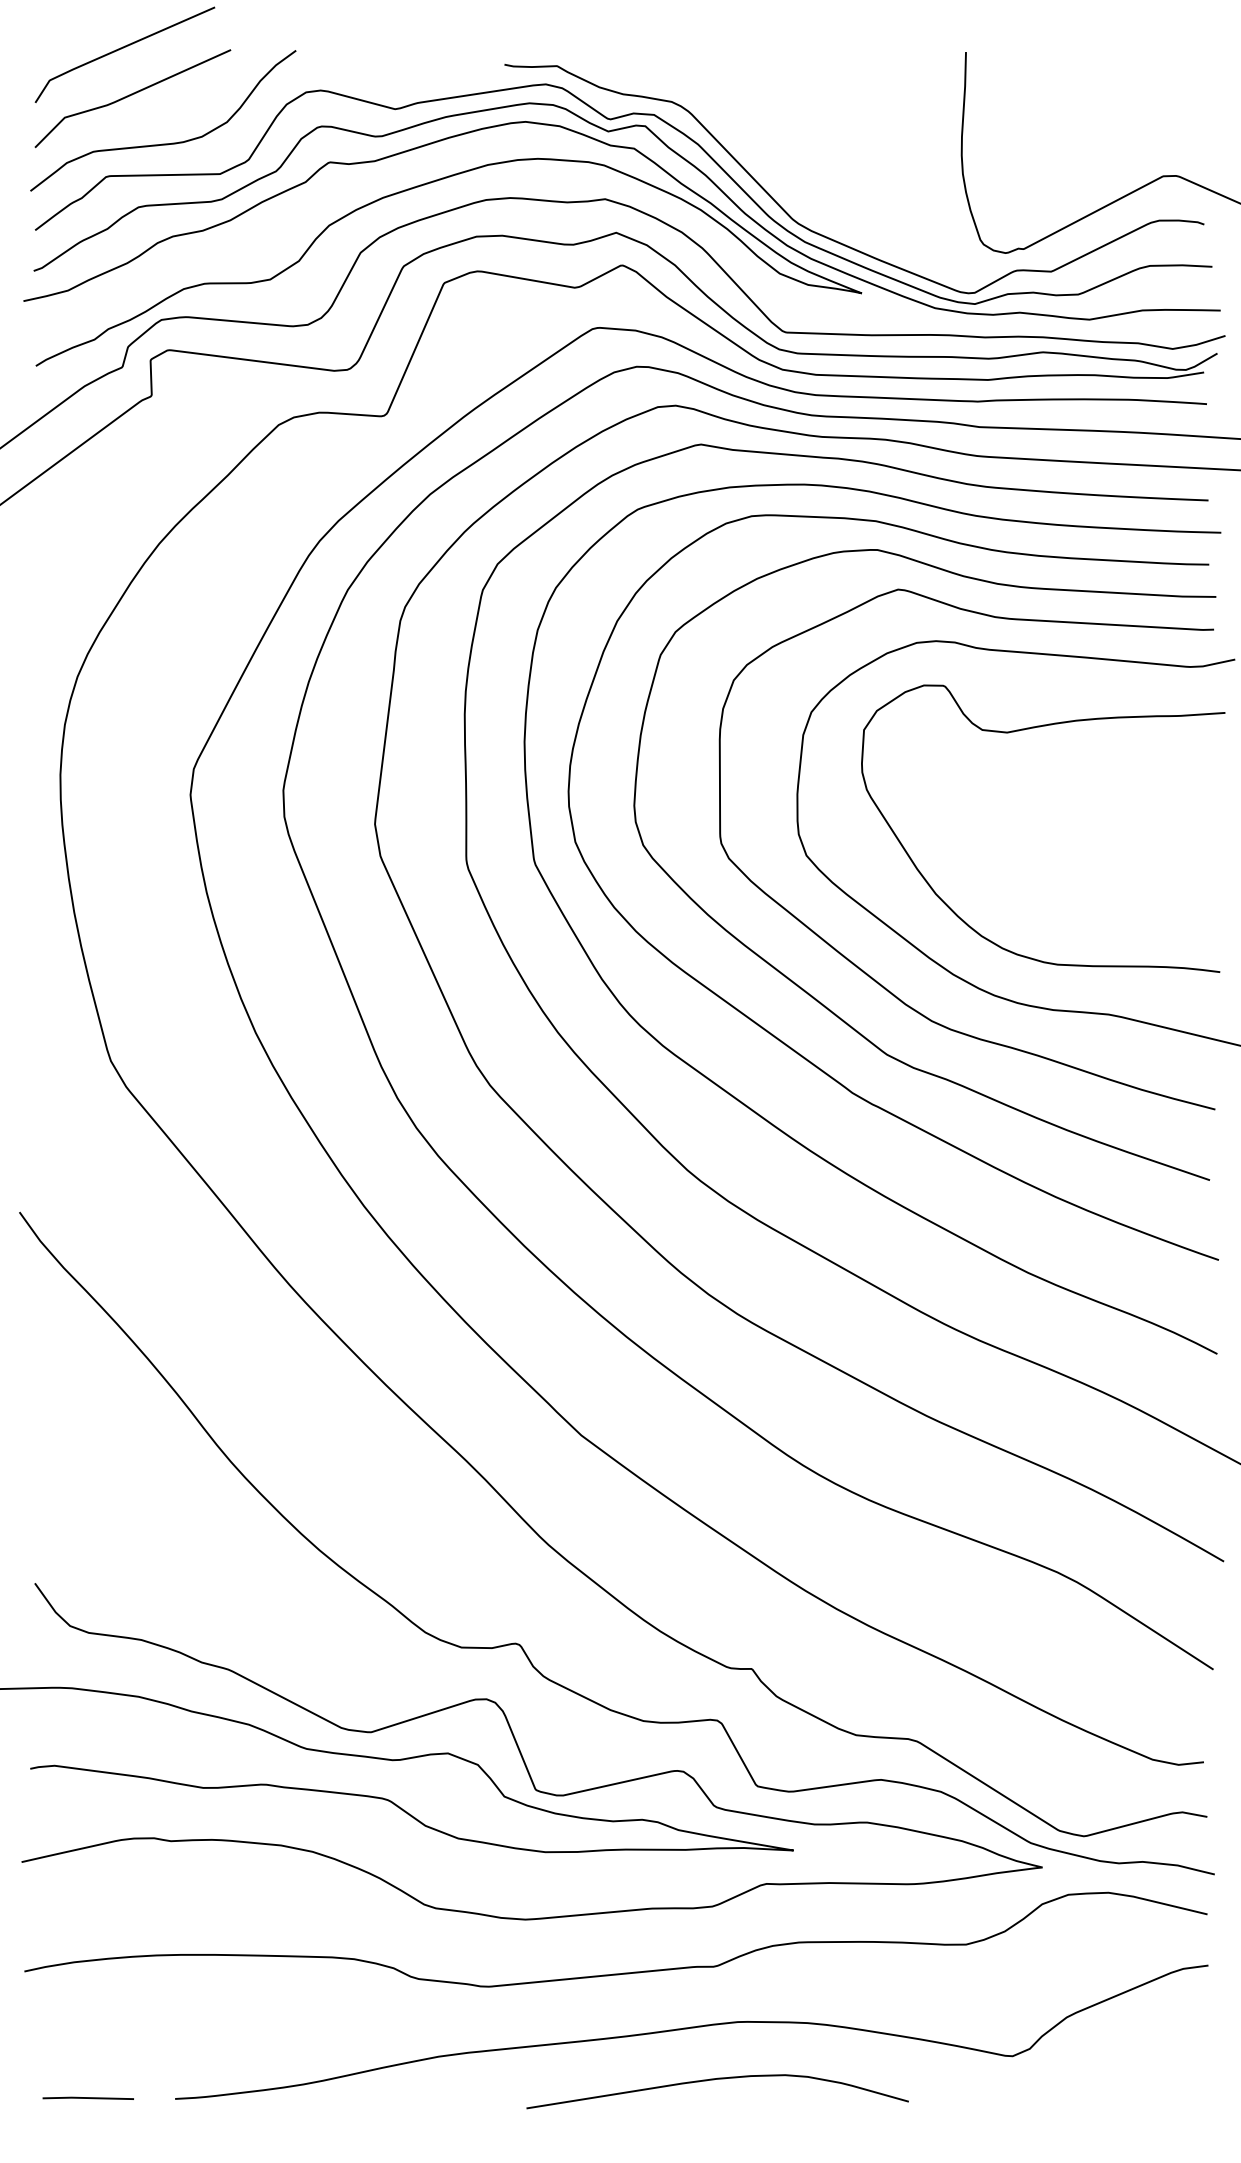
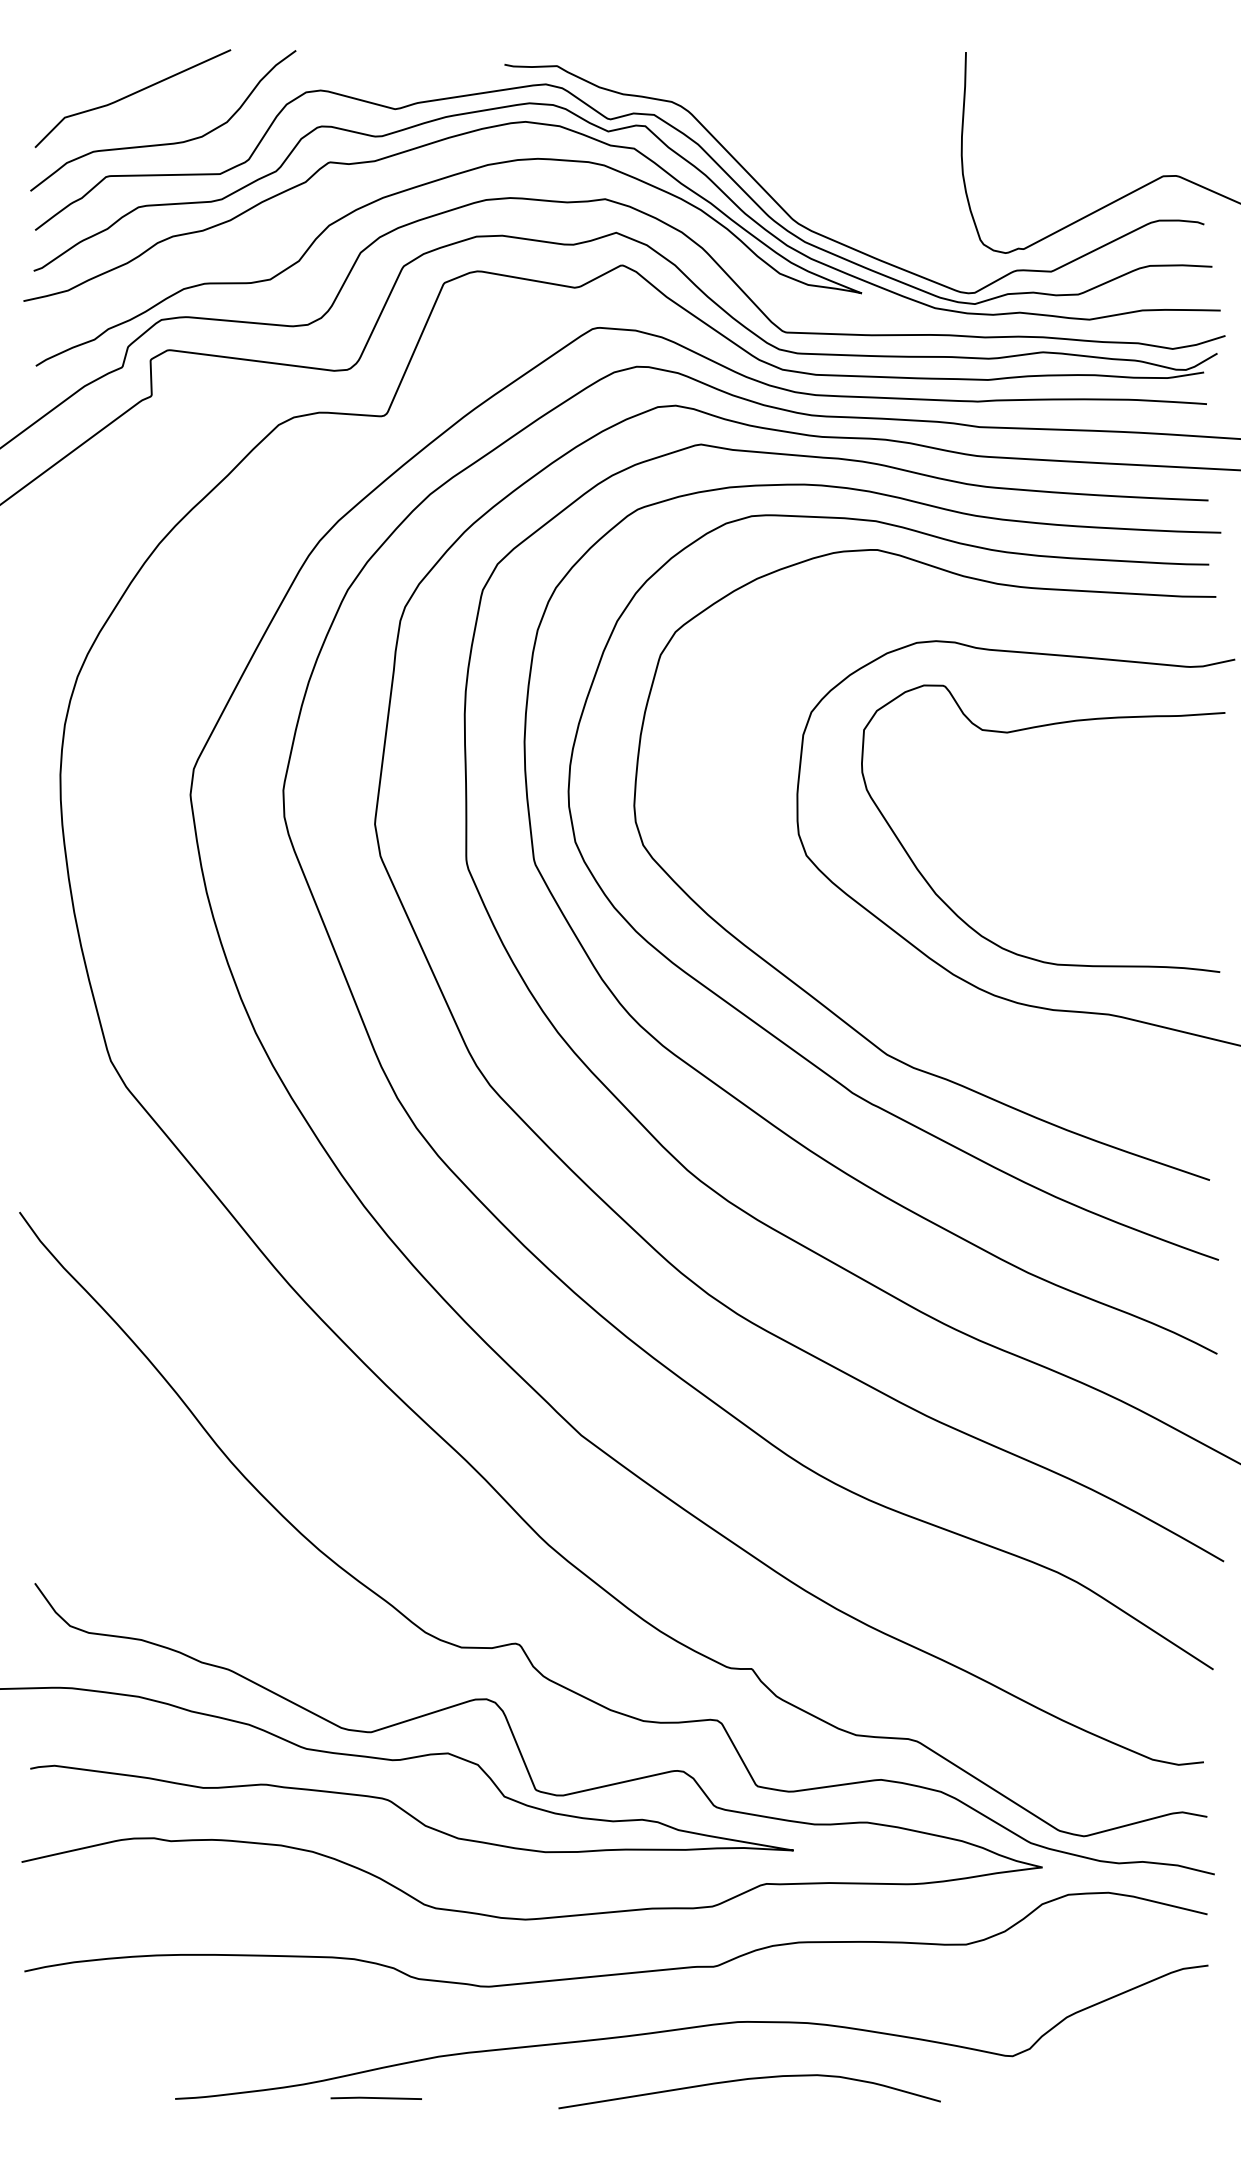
line: present -> none (121, 49)
curve: present -> none (870, 975)
curve position: (714, 2080) -> (746, 2080) (746, 2080)
line position: (87, 2097) -> (375, 2097) (375, 2097)
